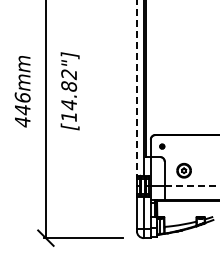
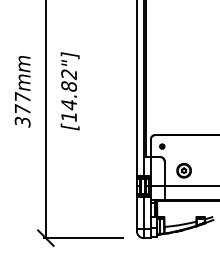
line: dashed -> solid (136, 88)
text: 446mm -> 377mm (22, 109)
line: dashed -> solid (192, 186)
